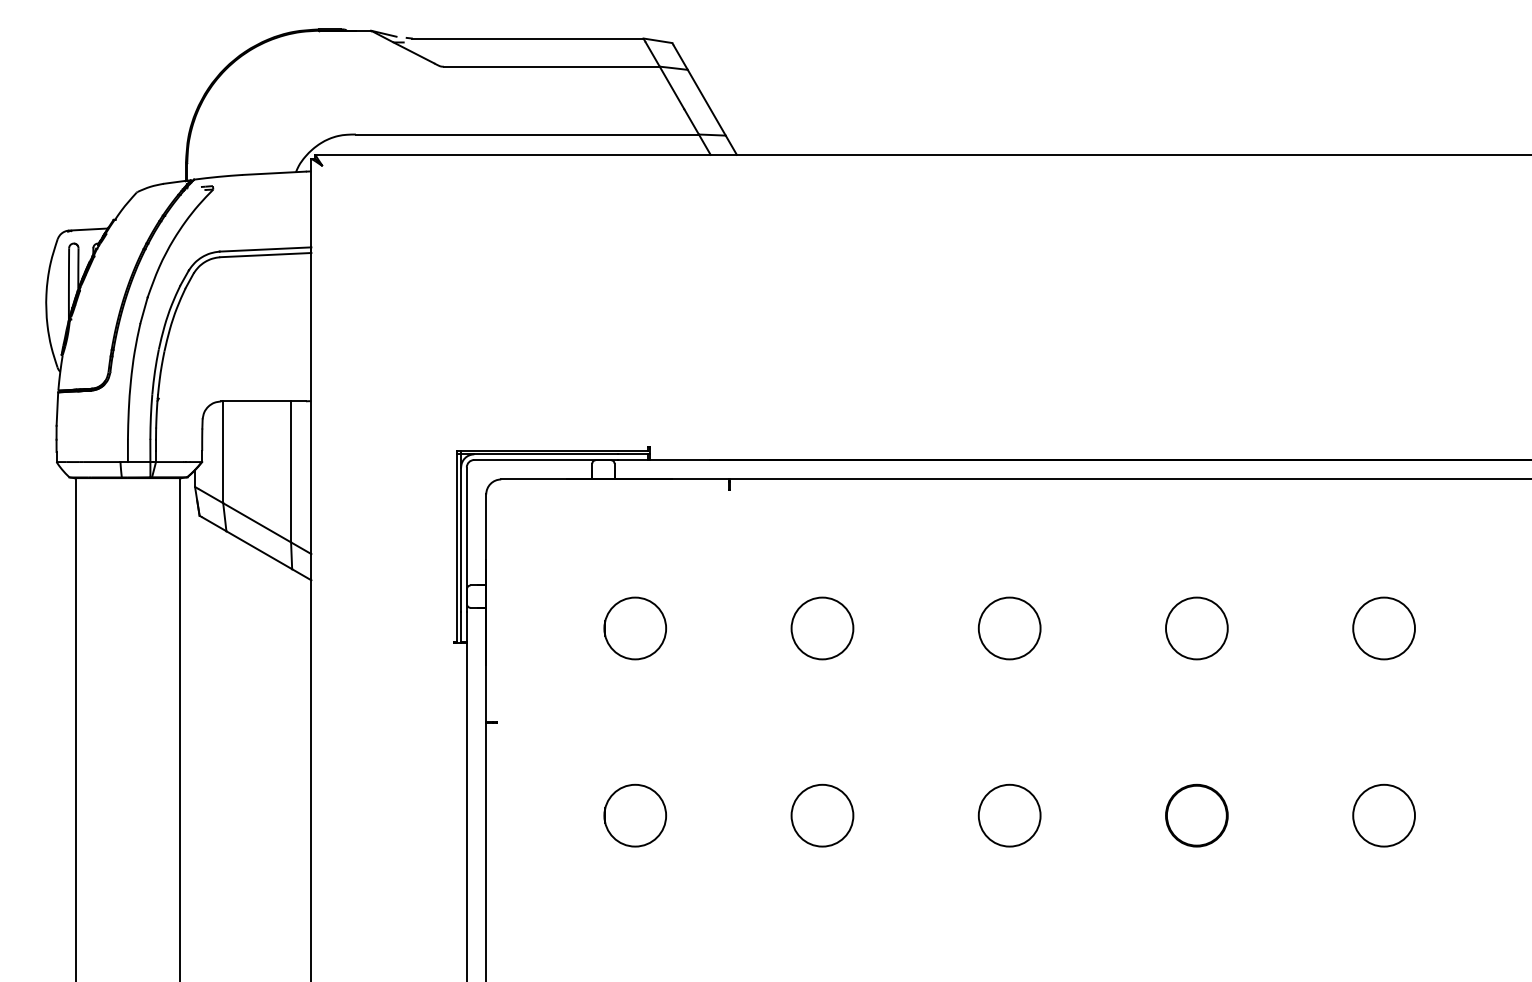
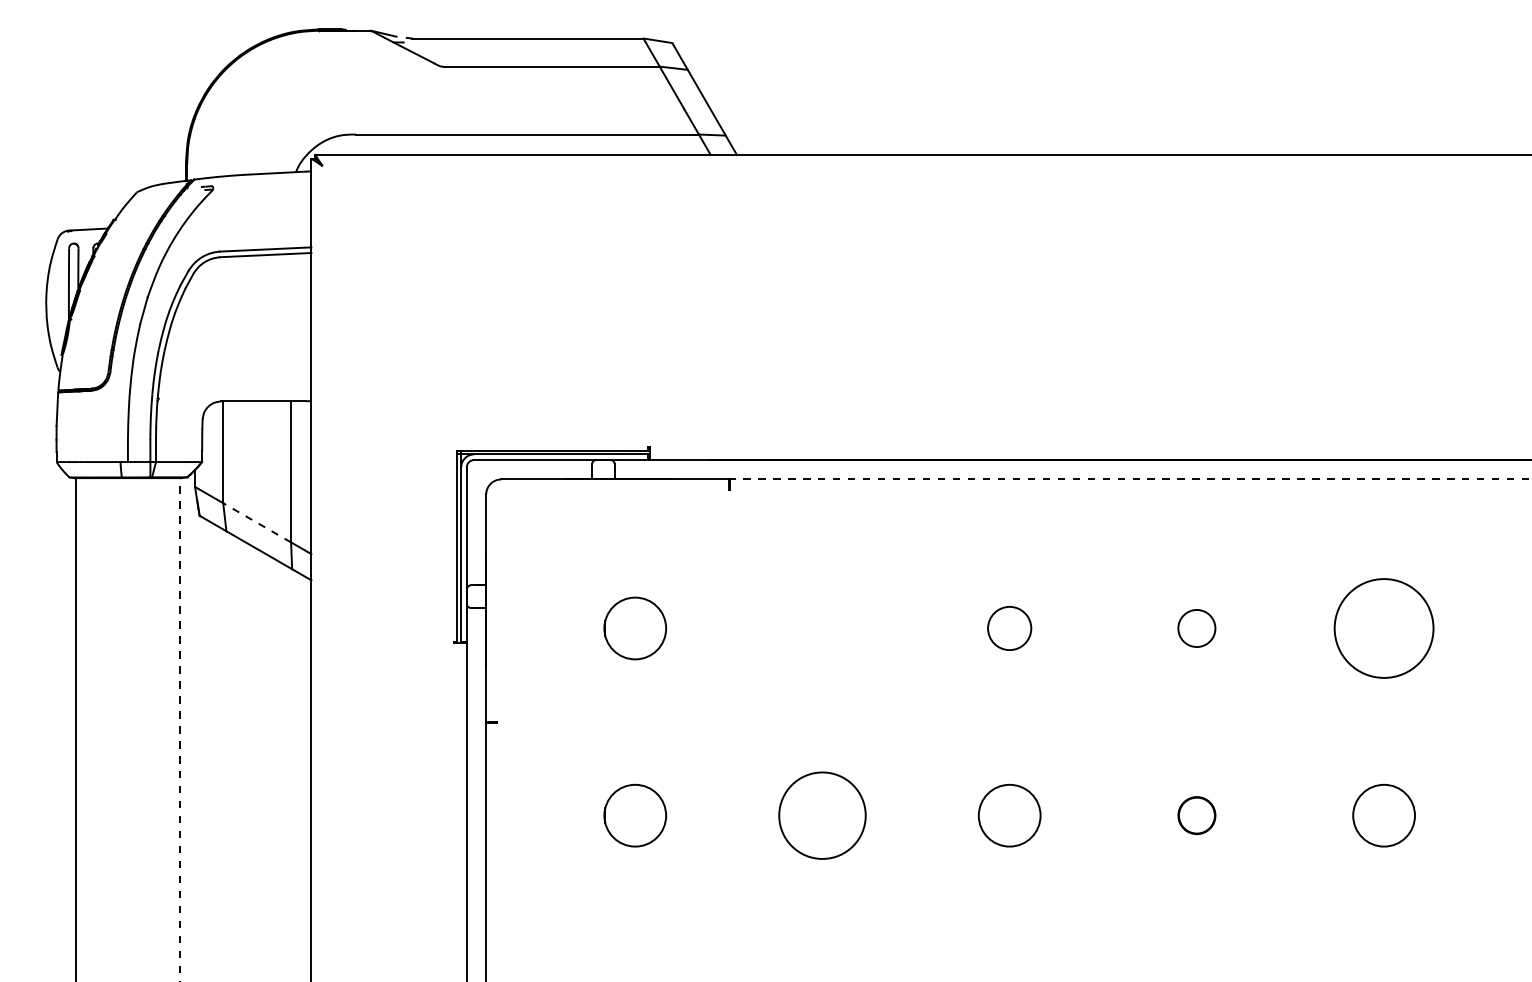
line: solid -> dashed (1130, 478)
line: solid -> dashed (256, 522)
circle: present -> none (822, 628)
circle diameter: 62 px -> 43 px (1009, 628)
circle diameter: 62 px -> 37 px (1196, 628)
circle diameter: 62 px -> 99 px (1383, 628)
line: solid -> dashed (180, 729)
circle diameter: 62 px -> 86 px (822, 815)
part size: 64x65 px -> 40x39 px (1196, 815)
